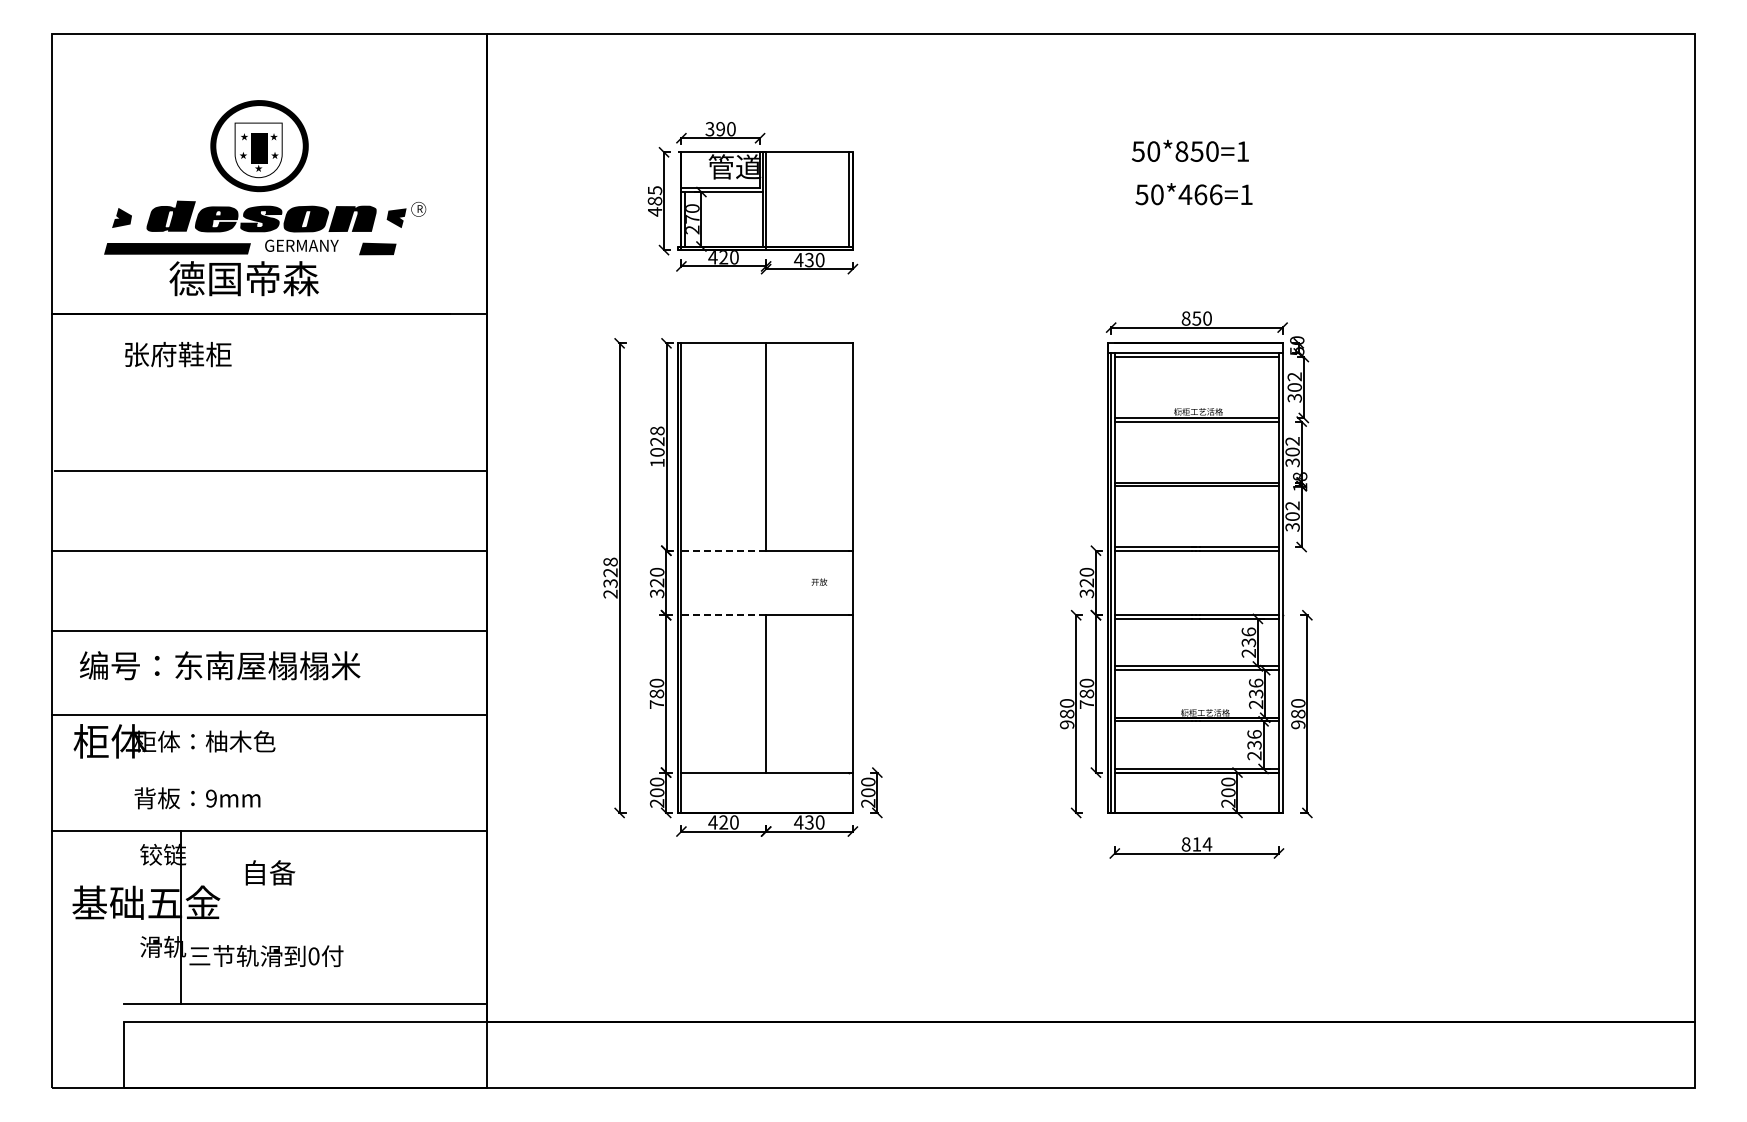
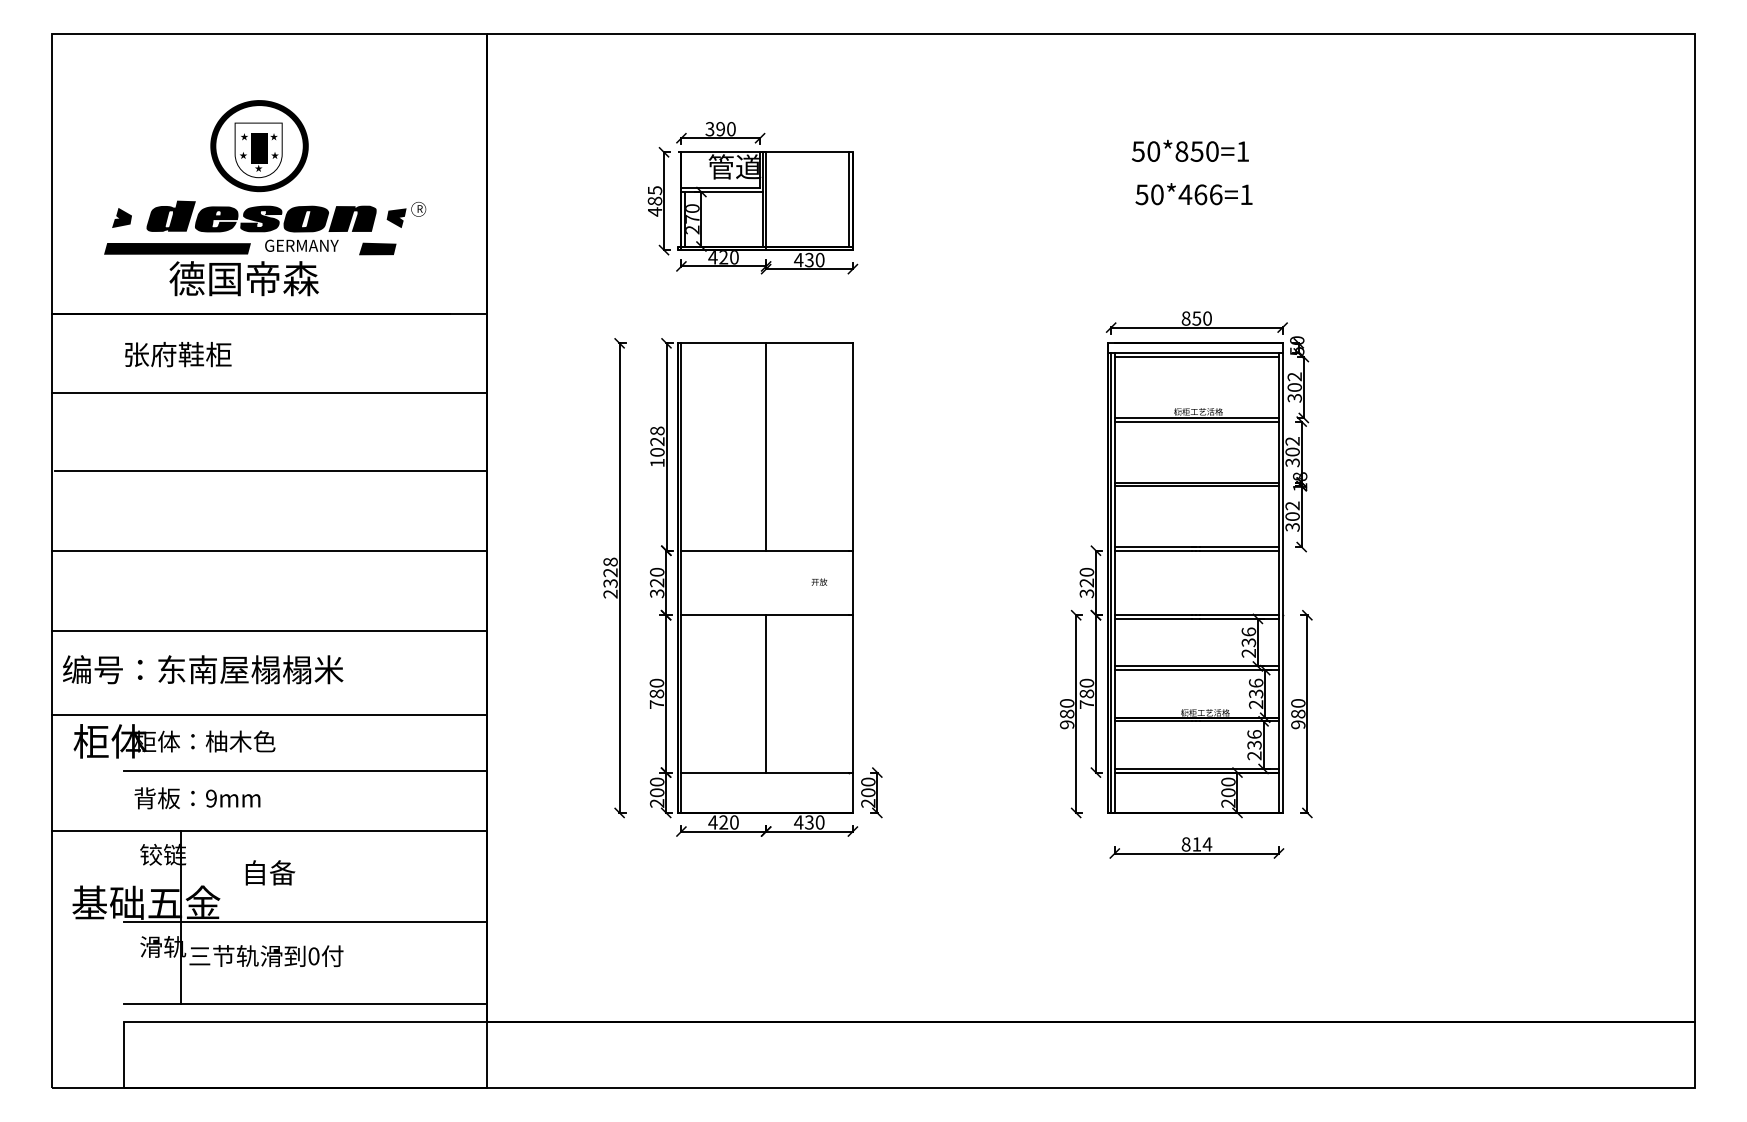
line: none -> present (269, 392)
line: dashed -> solid (723, 550)
line: dashed -> solid (723, 615)
text position: (220, 665) -> (203, 669) (203, 669)
line: none -> present (305, 771)
line: none -> present (305, 922)
